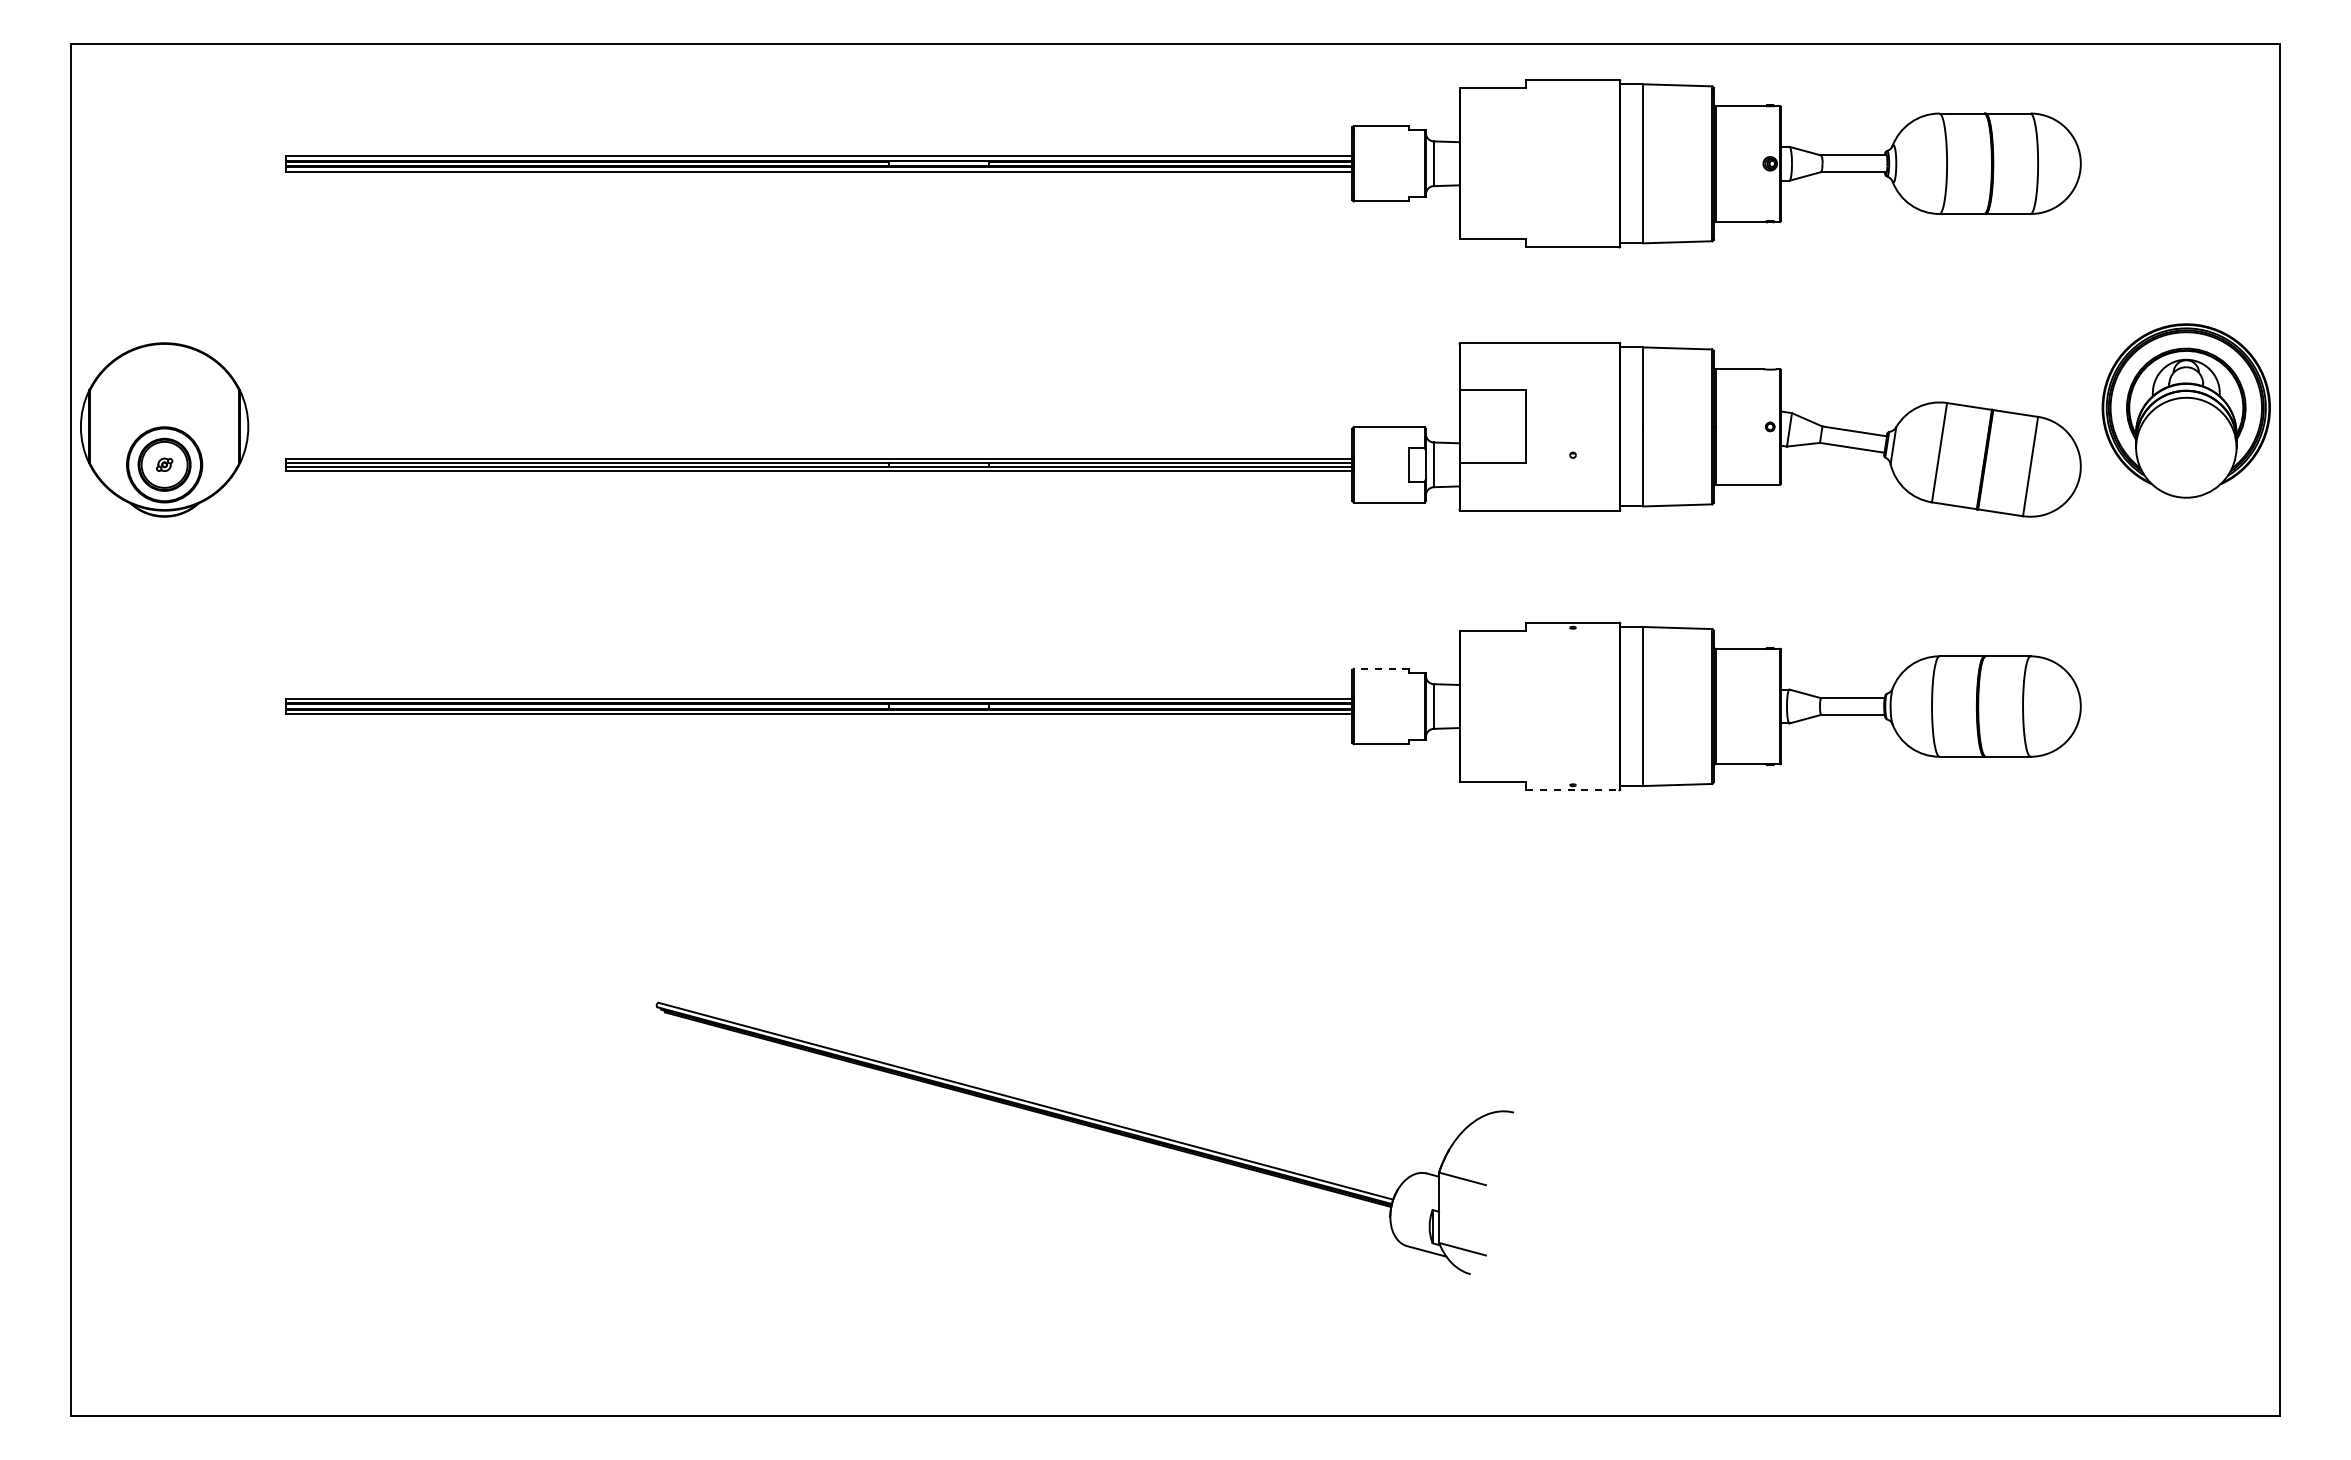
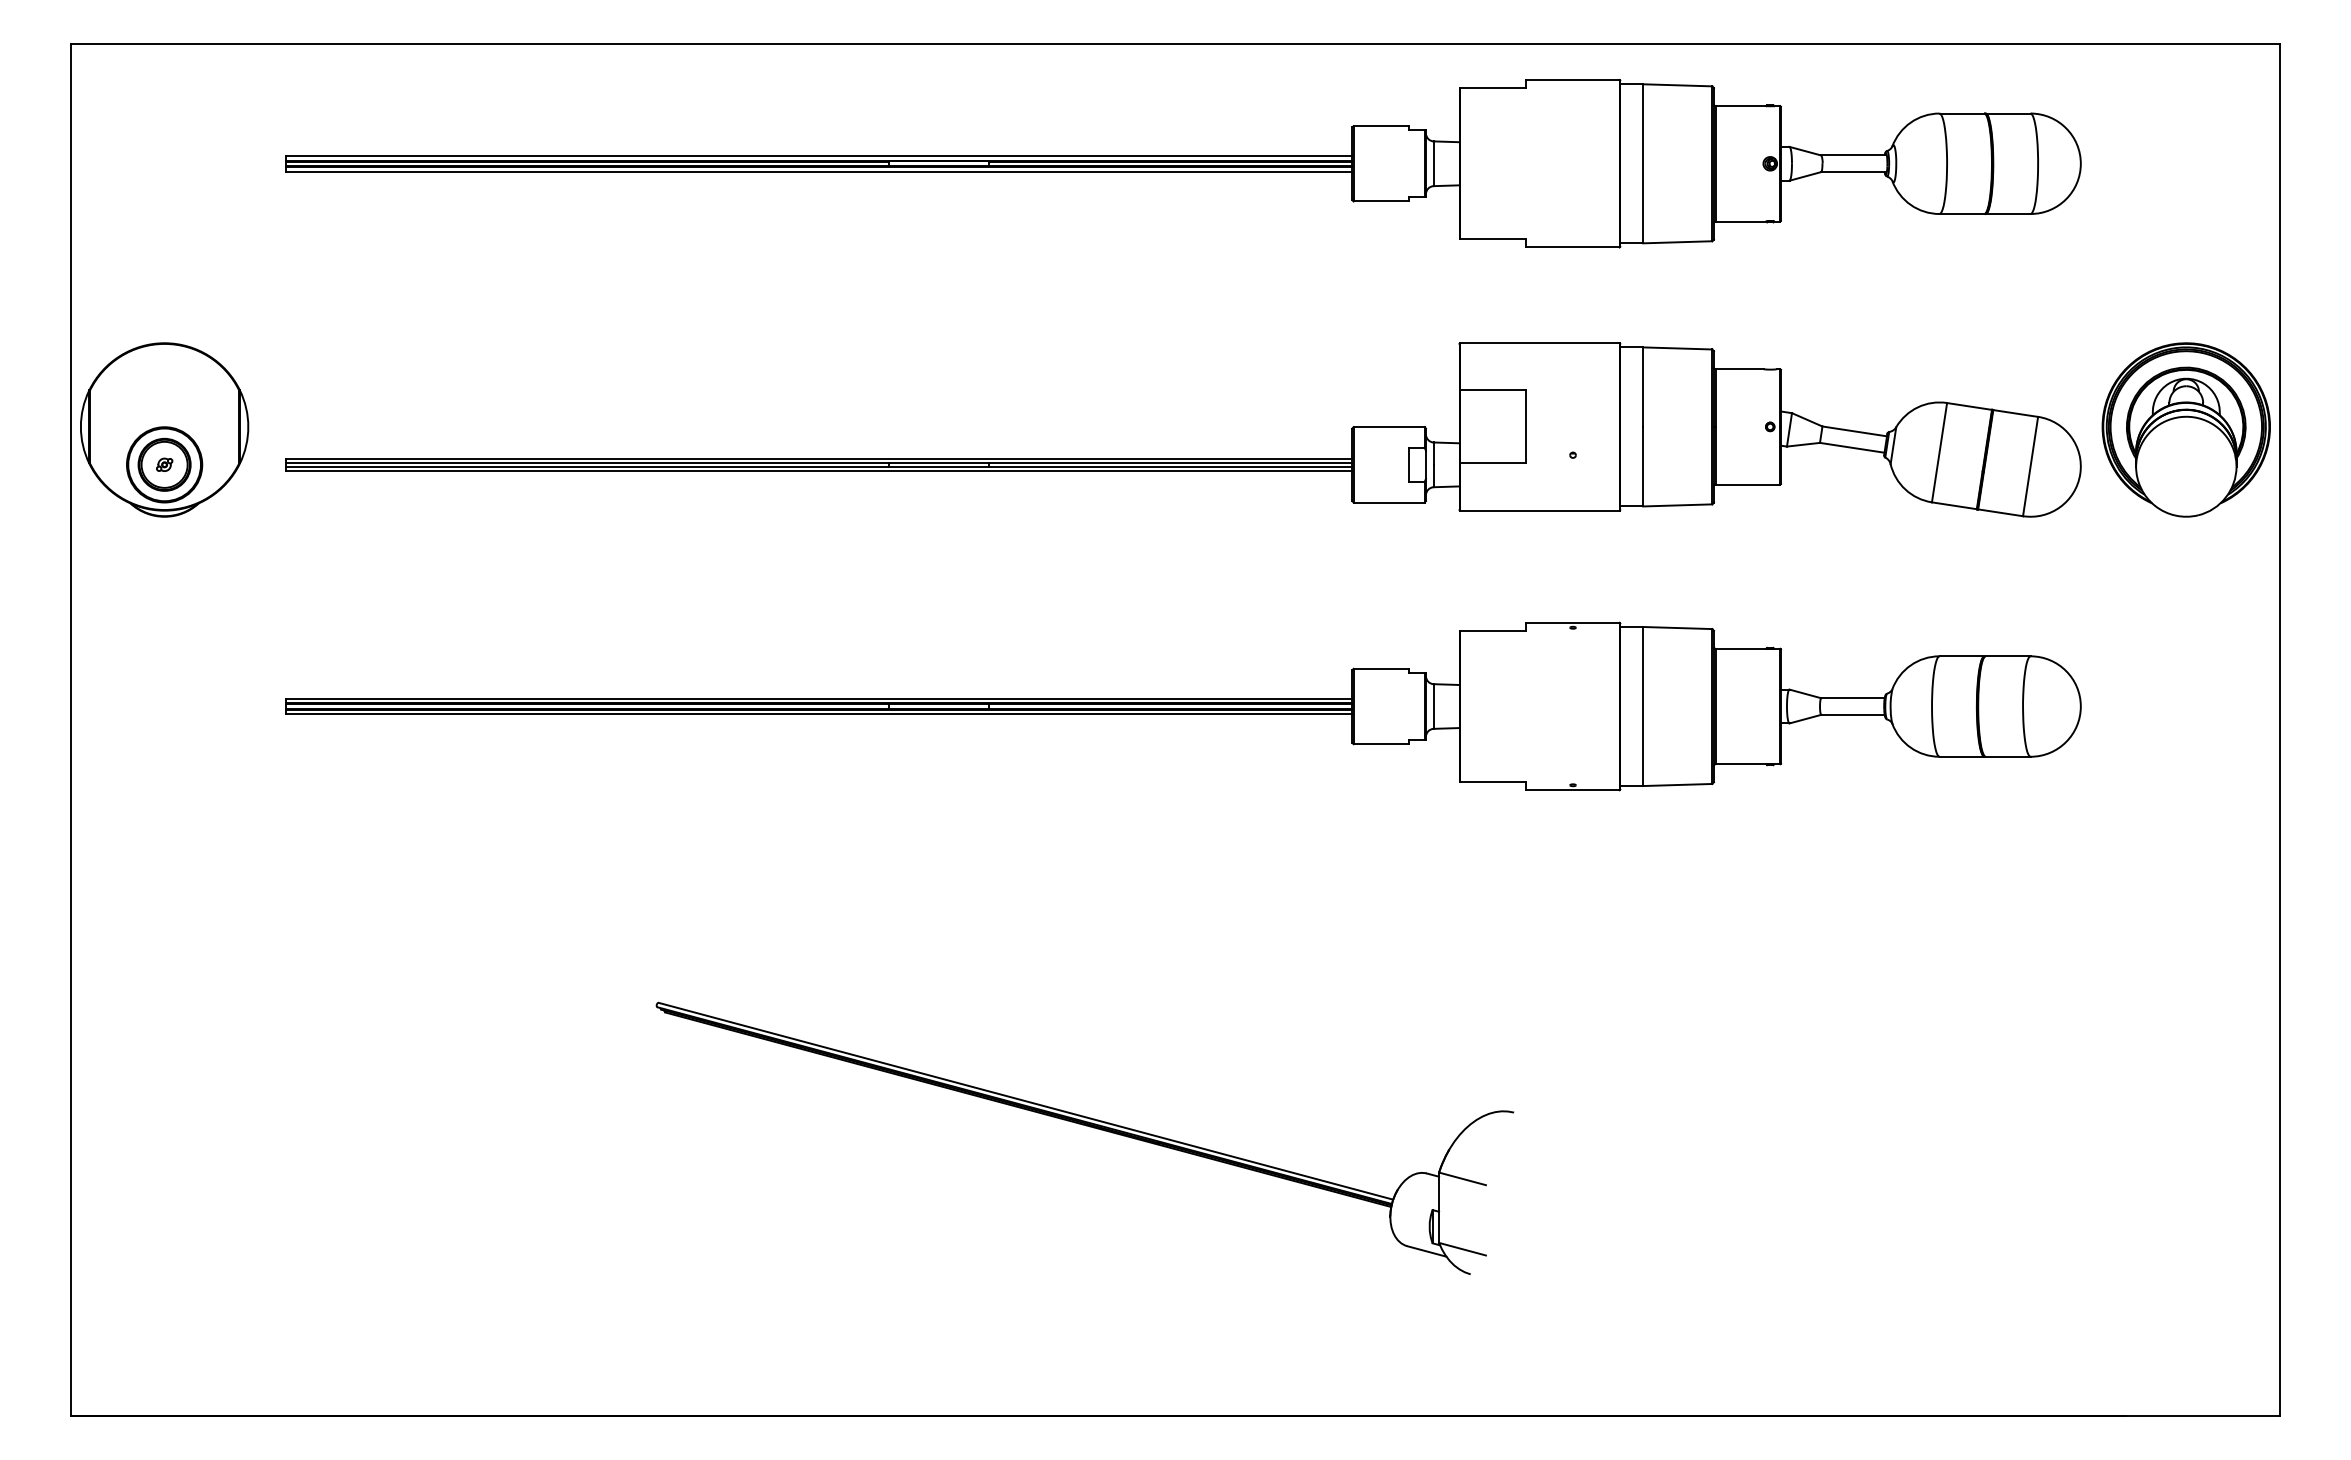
part position: (2185, 410) -> (2185, 429) (2185, 429)
line: dashed -> solid (1381, 668)
line: dashed -> solid (1573, 790)
